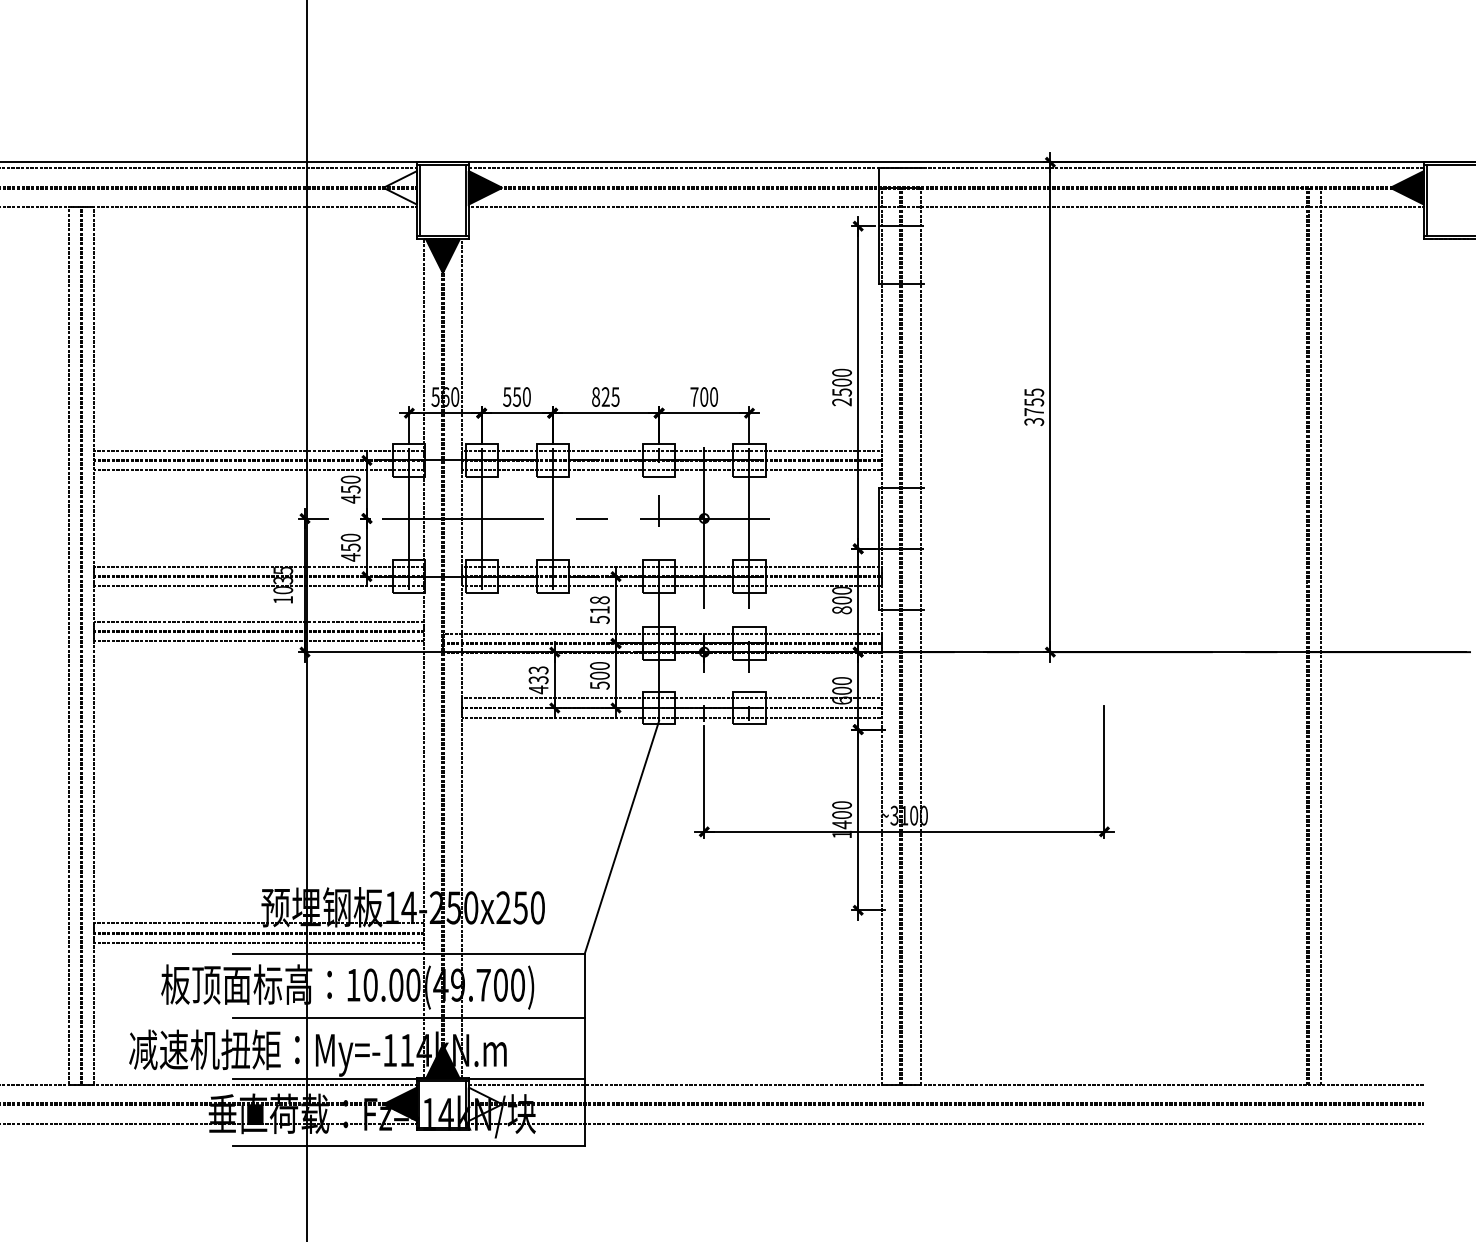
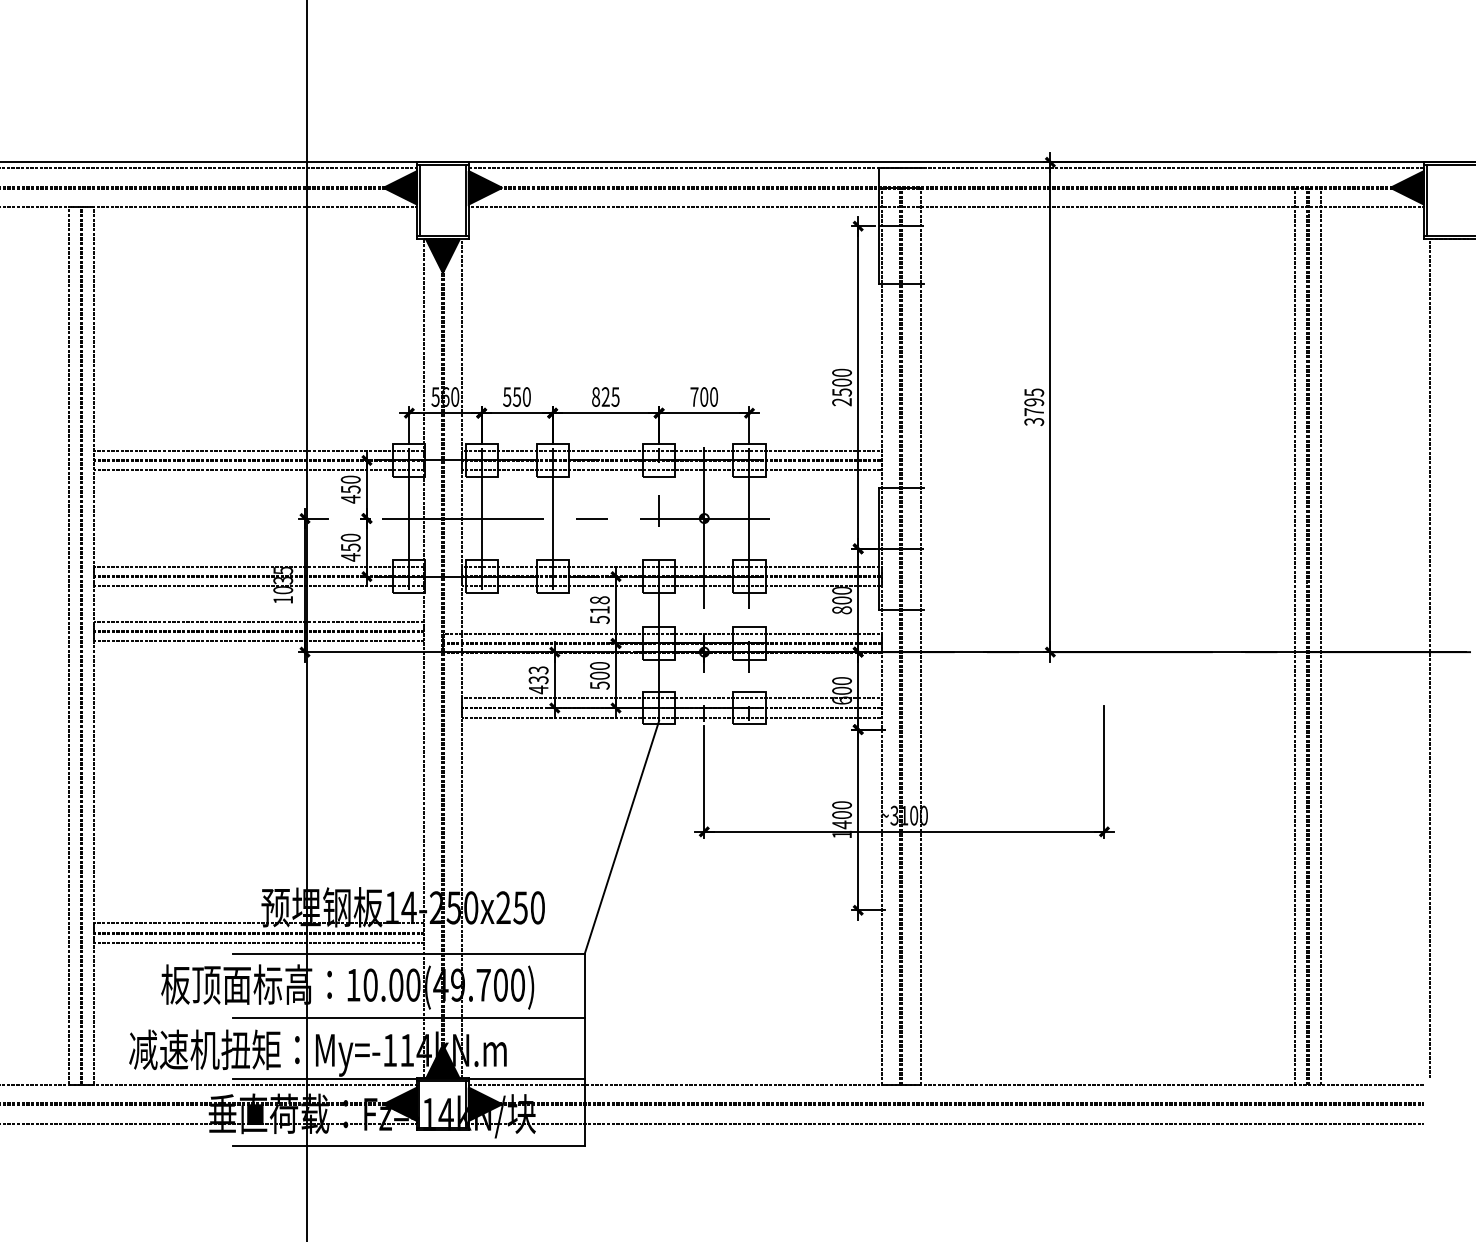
fill: none -> present (400, 187)
text: 3755 -> 3795 (1033, 402)
line: none -> present (1294, 636)
line: none -> present (1430, 658)
fill: none -> present (485, 1104)
